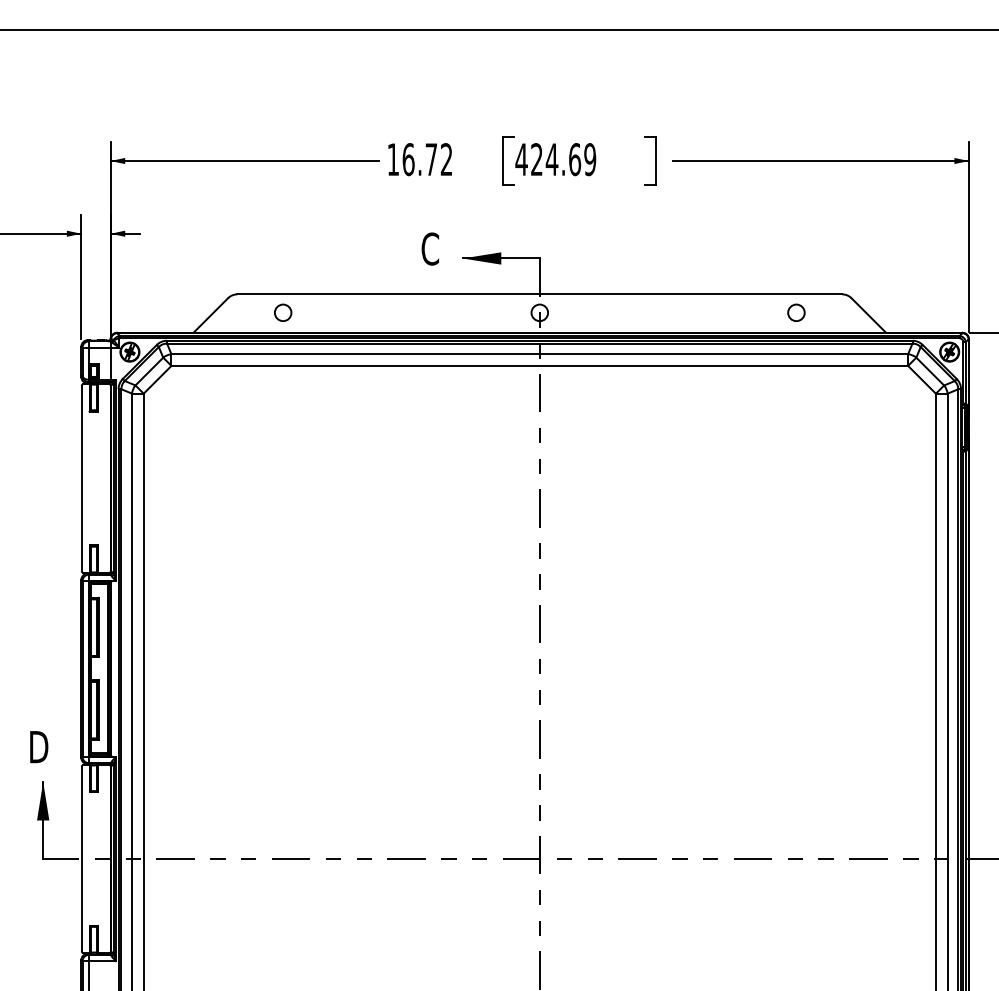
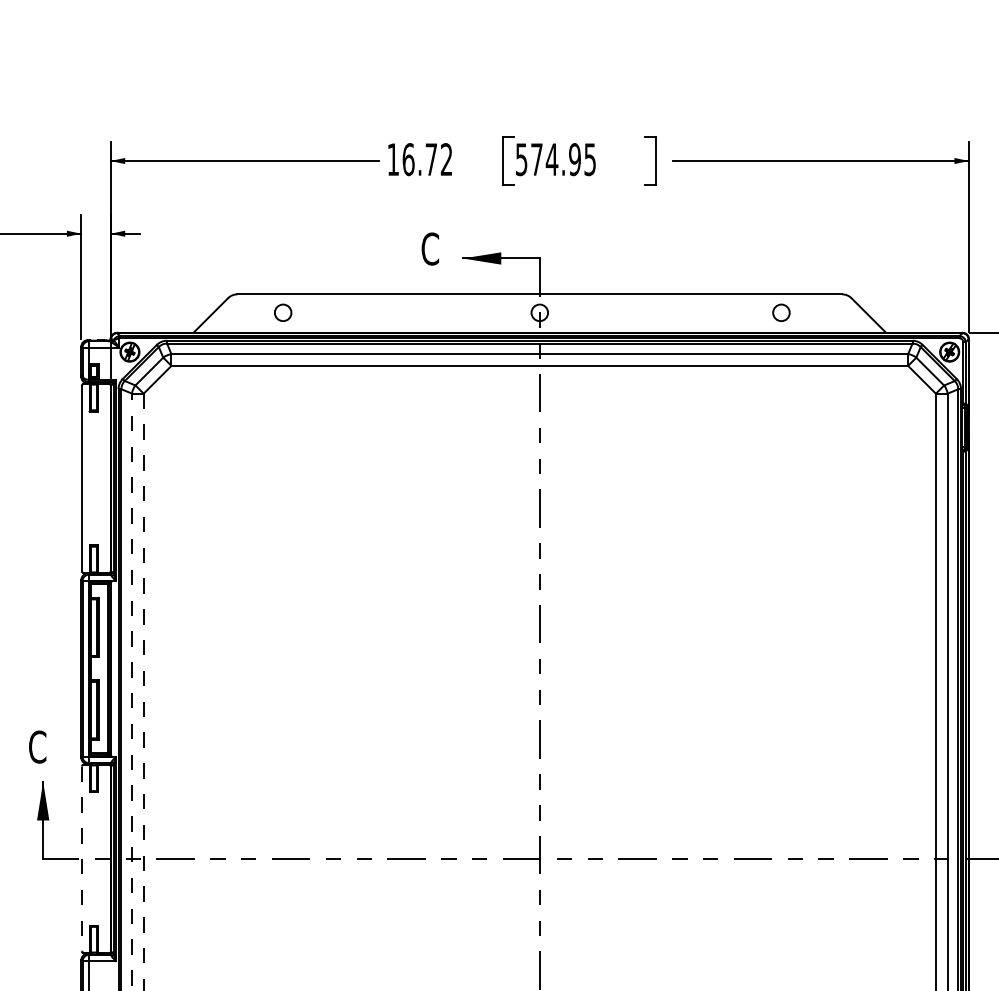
line: present -> none (498, 29)
text: 424.69 -> 574.95 (555, 159)
circle position: (796, 312) -> (781, 312) (781, 312)
line: solid -> dashed (132, 691)
line: solid -> dashed (143, 692)
text: D -> C (38, 746)
line: solid -> dashed (81, 859)
